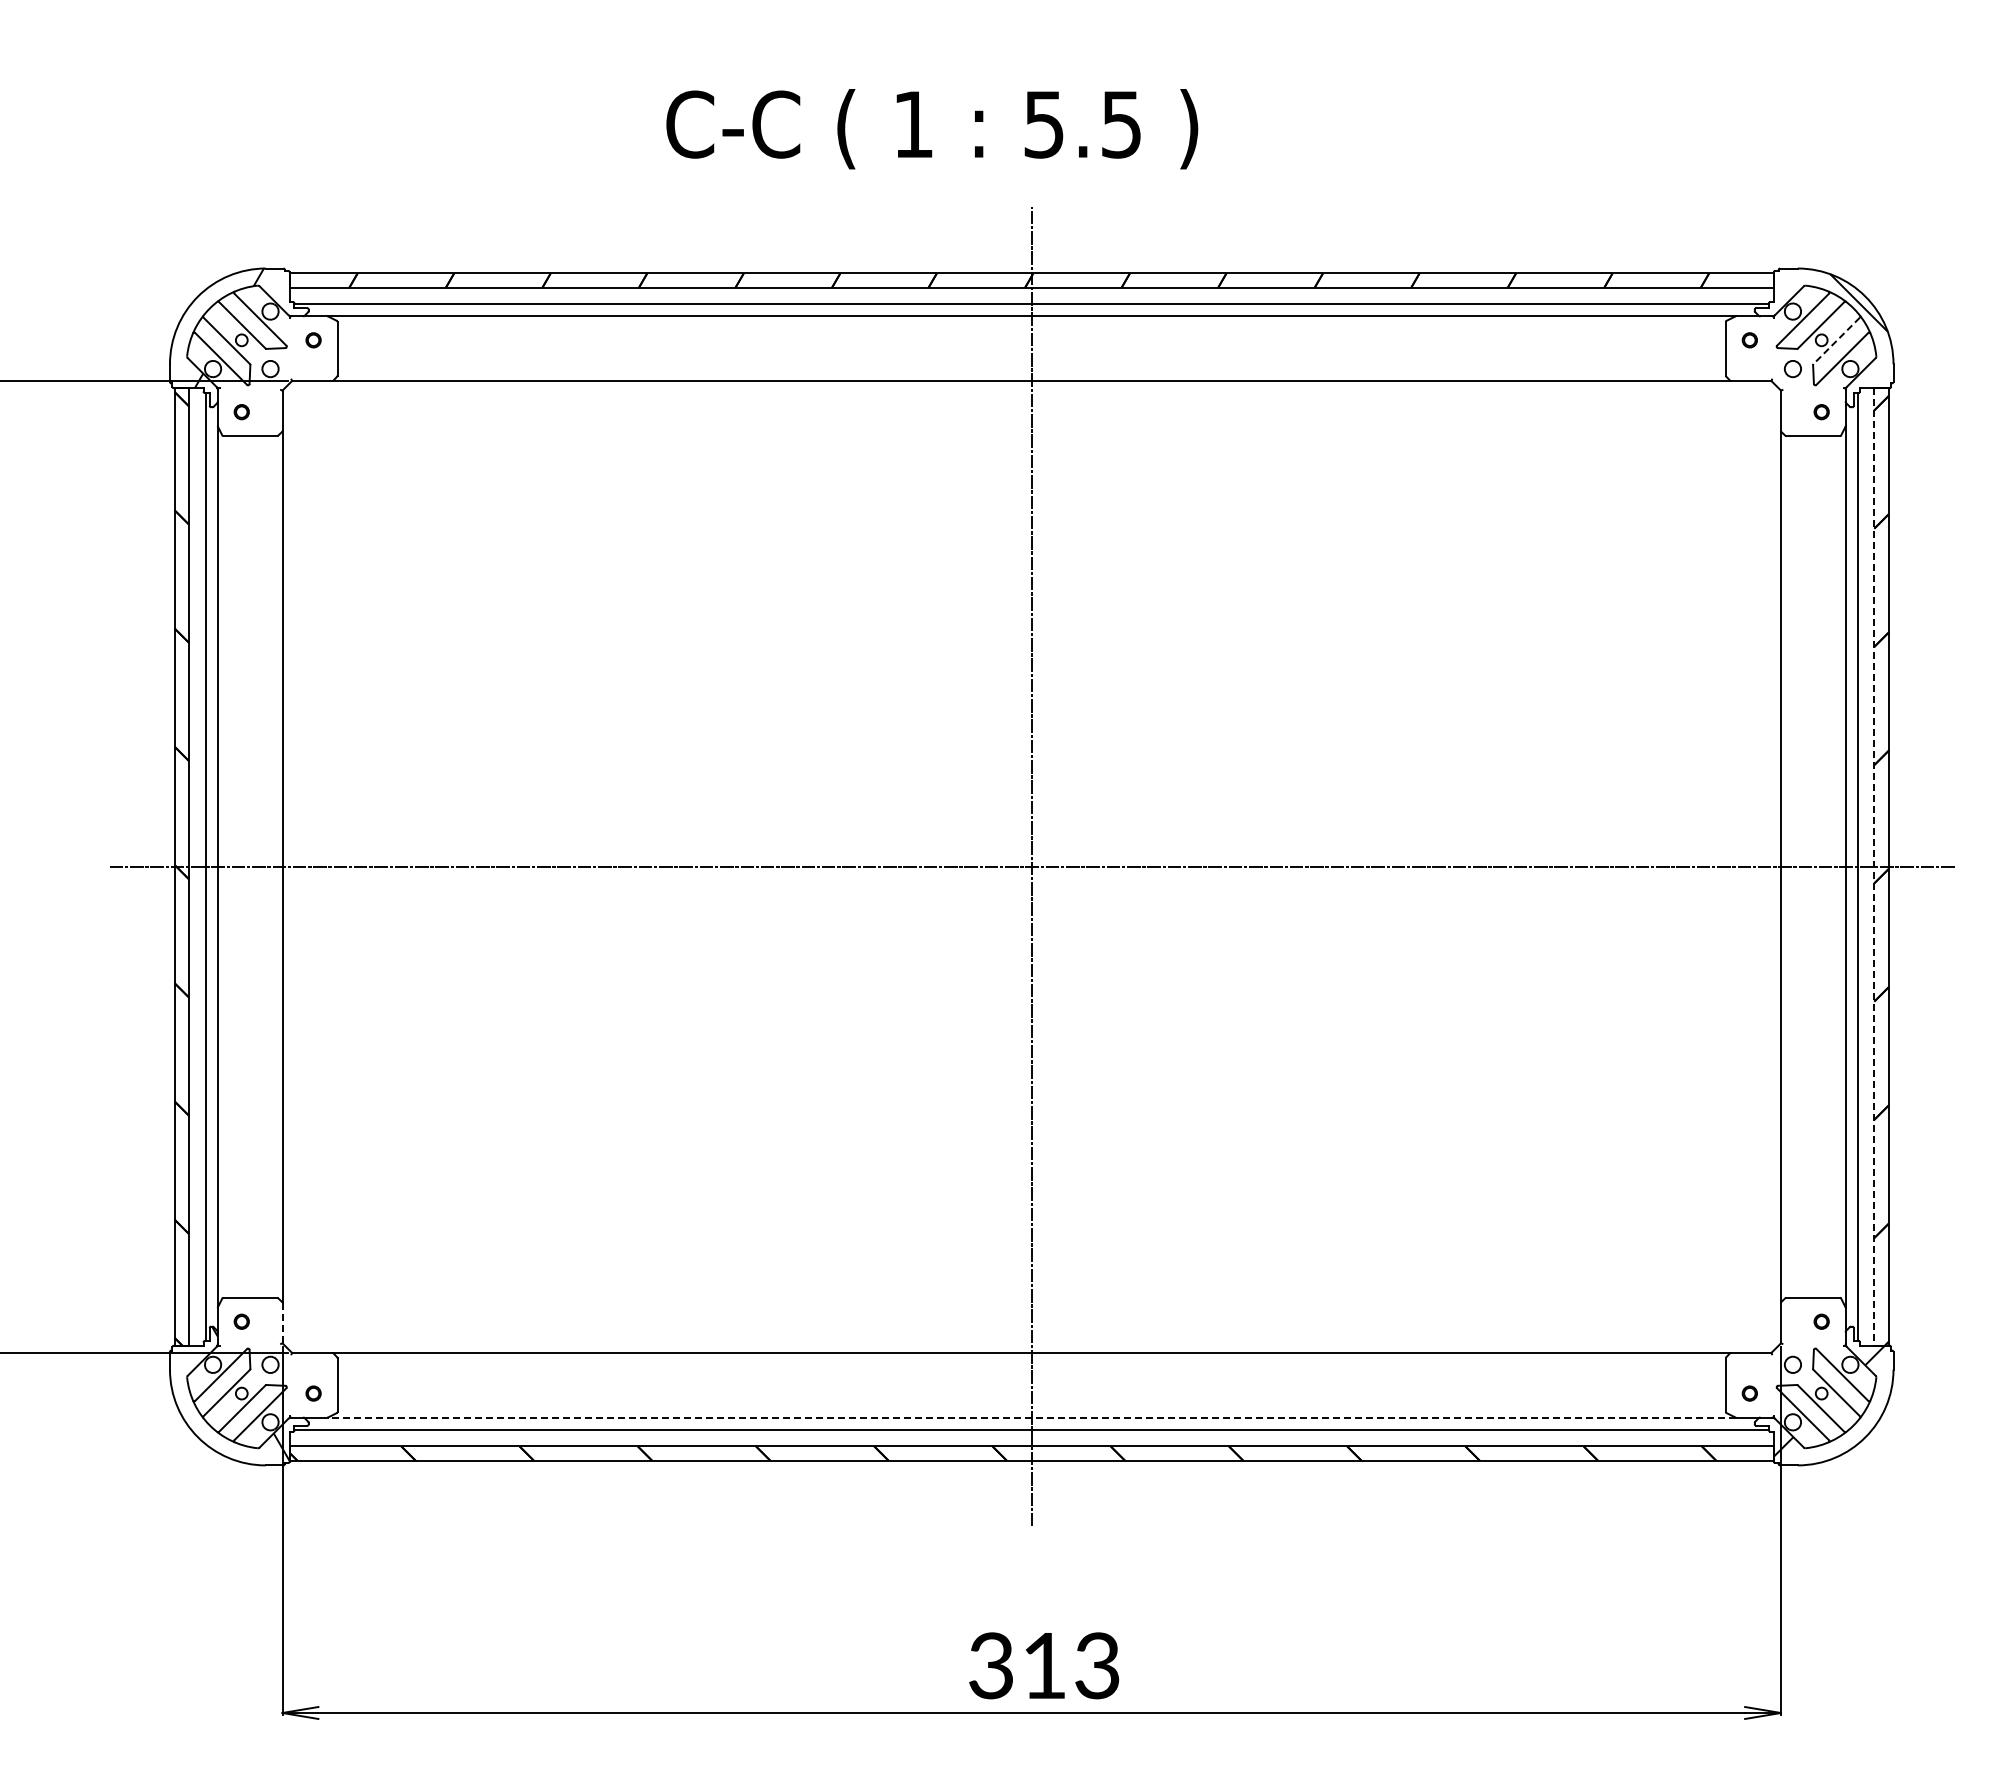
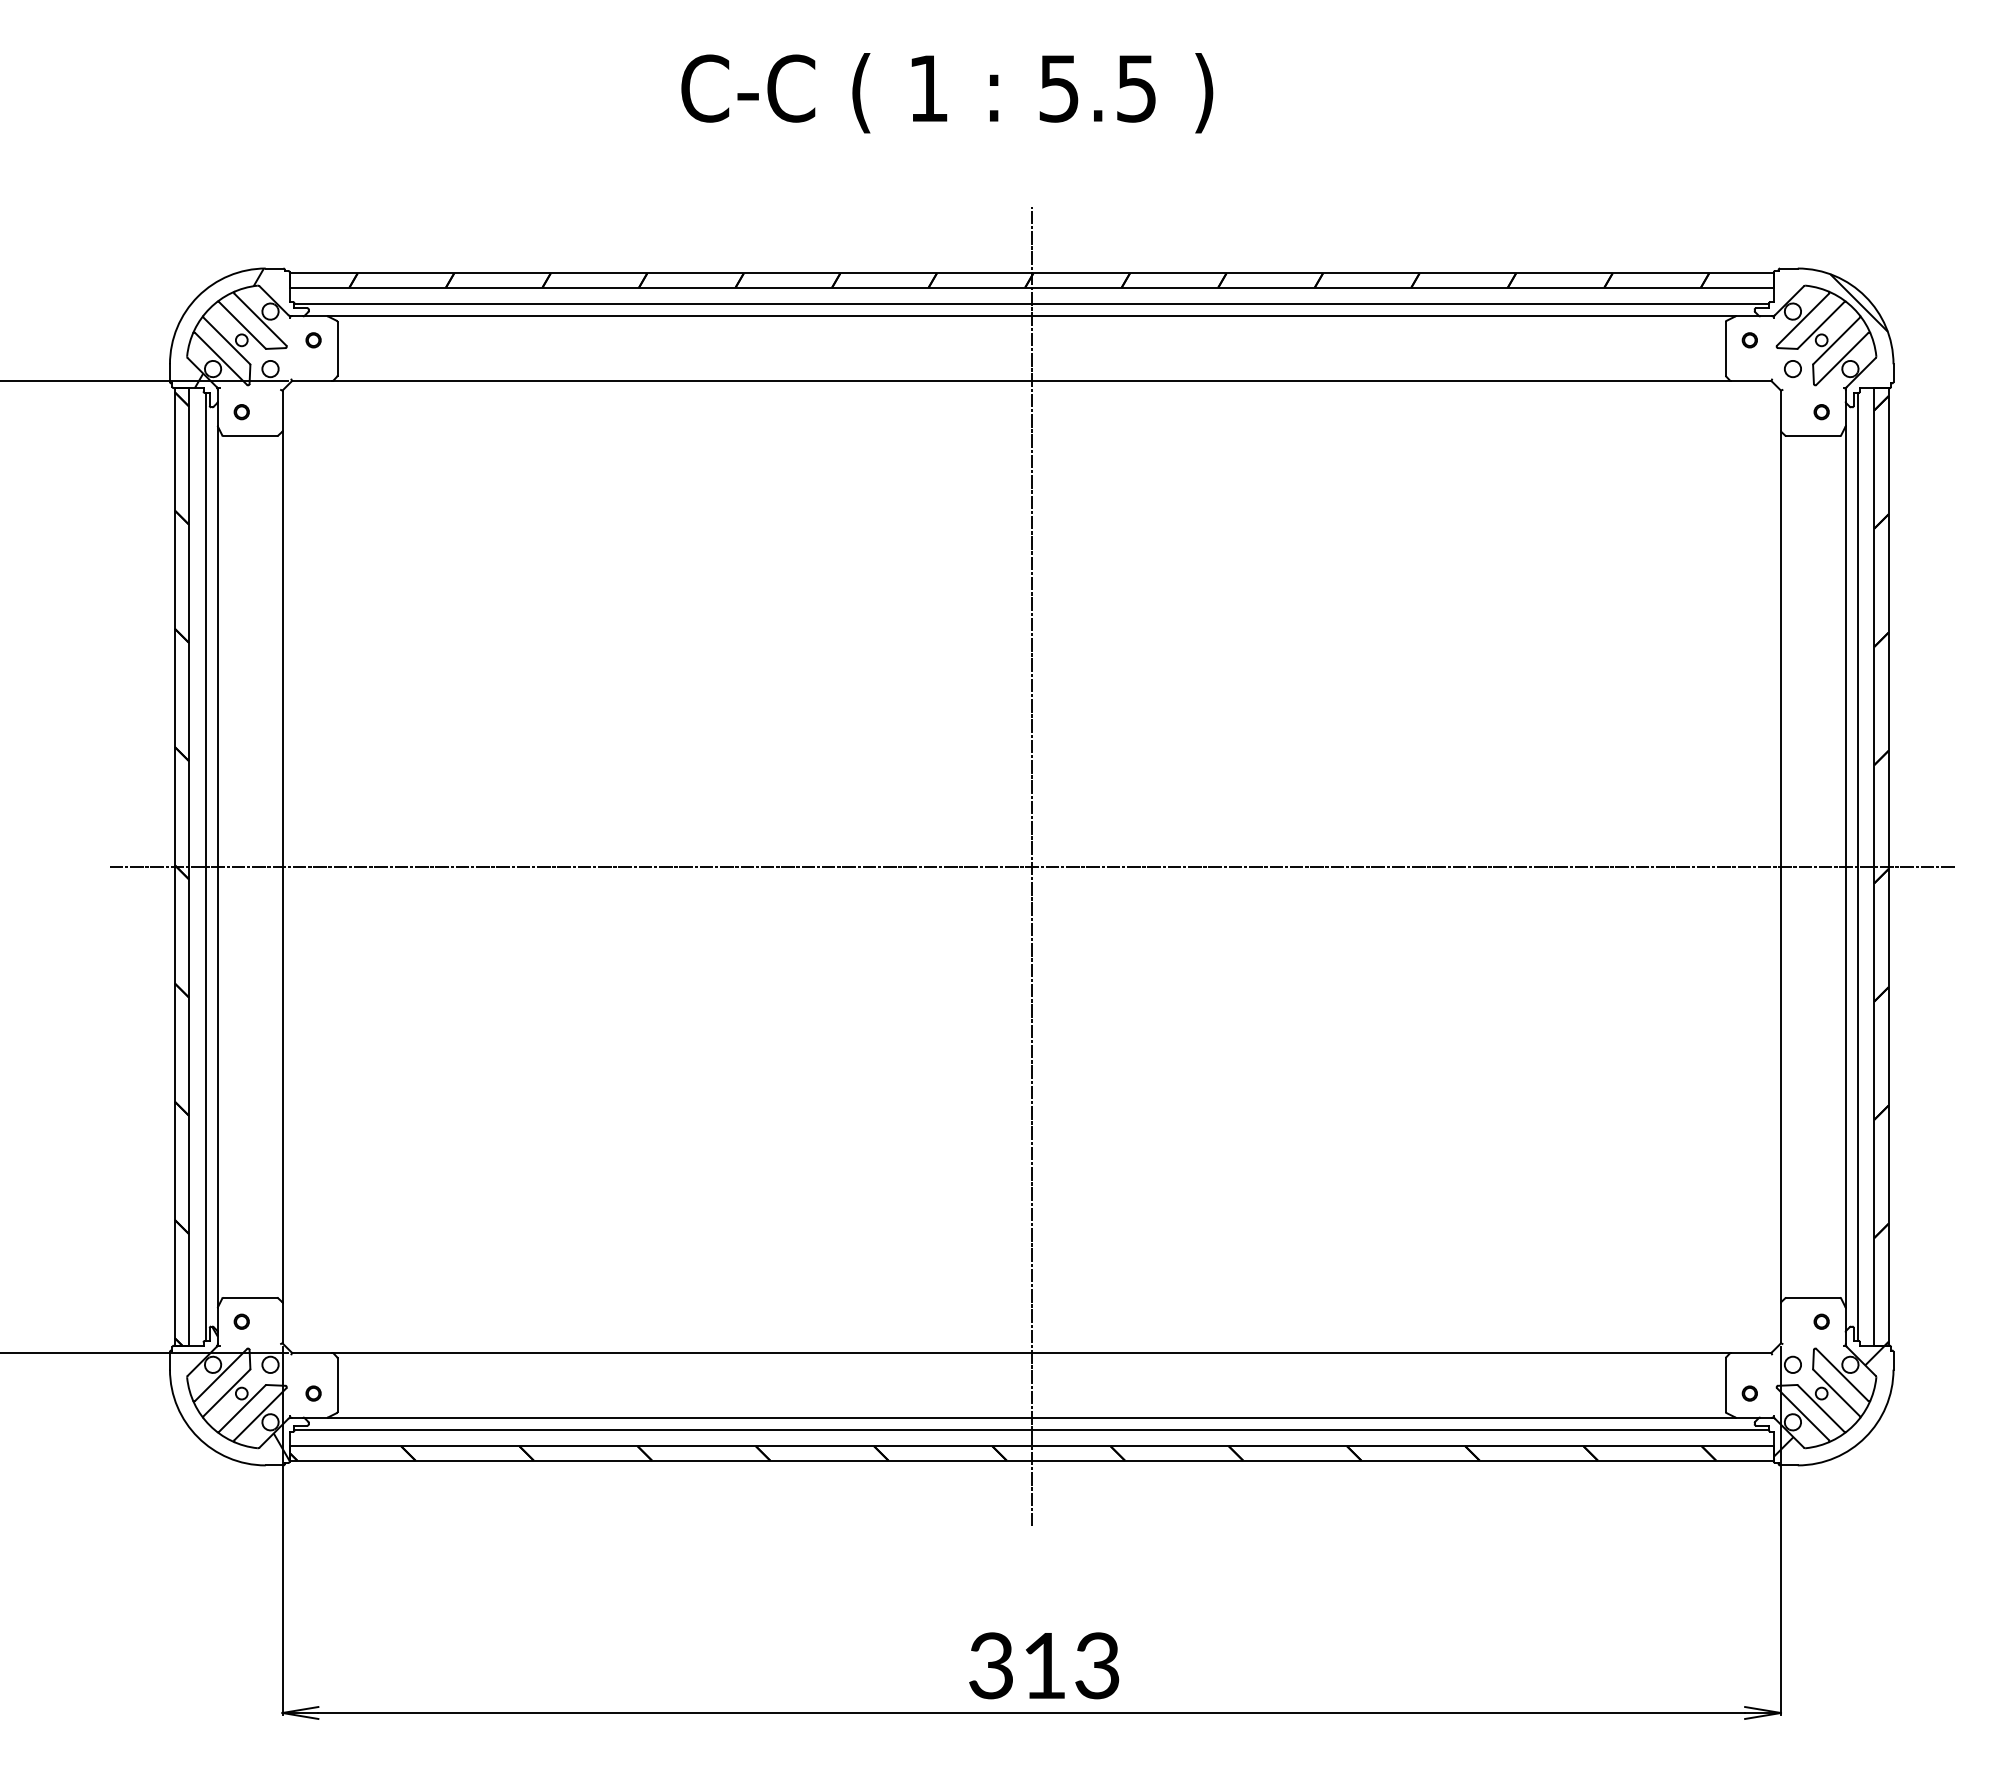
text position: (932, 129) -> (947, 93) (947, 93)
line: dashed -> solid (1836, 340)
line: dashed -> solid (1874, 866)
line: dashed -> solid (282, 1322)
line: dashed -> solid (1031, 1417)
